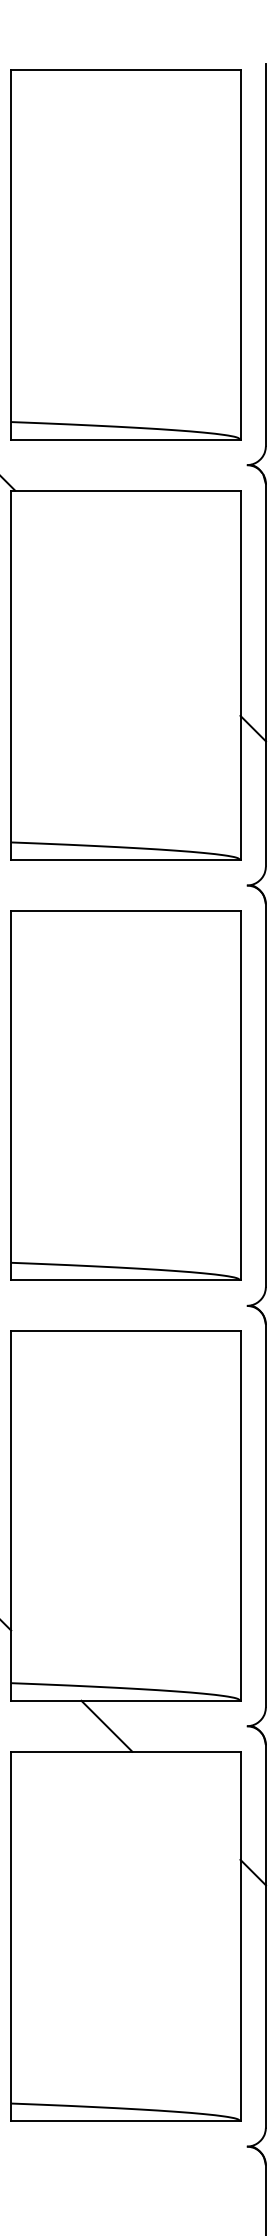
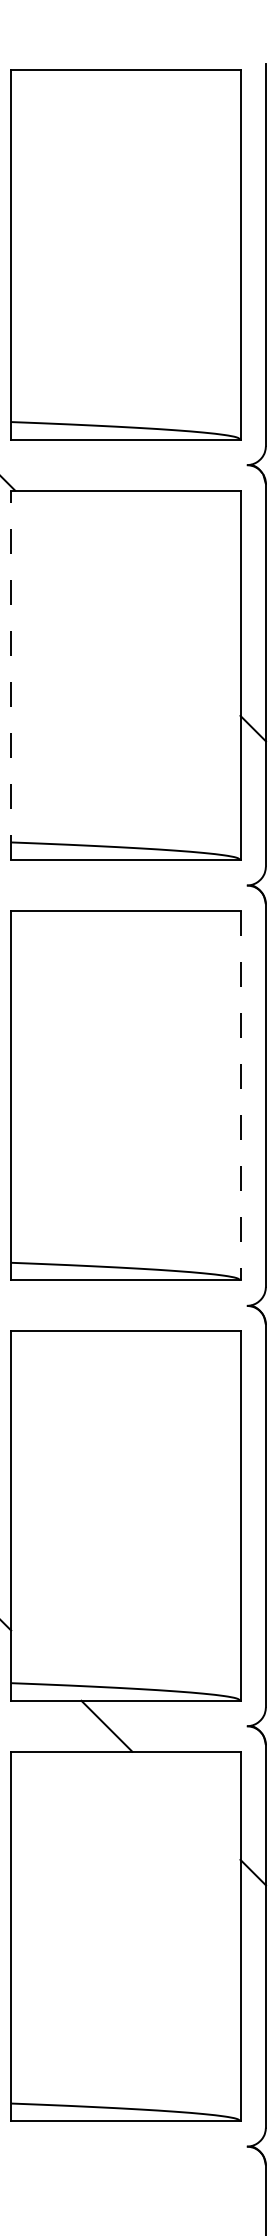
line: solid -> dashed (11, 675)
line: solid -> dashed (240, 1095)
